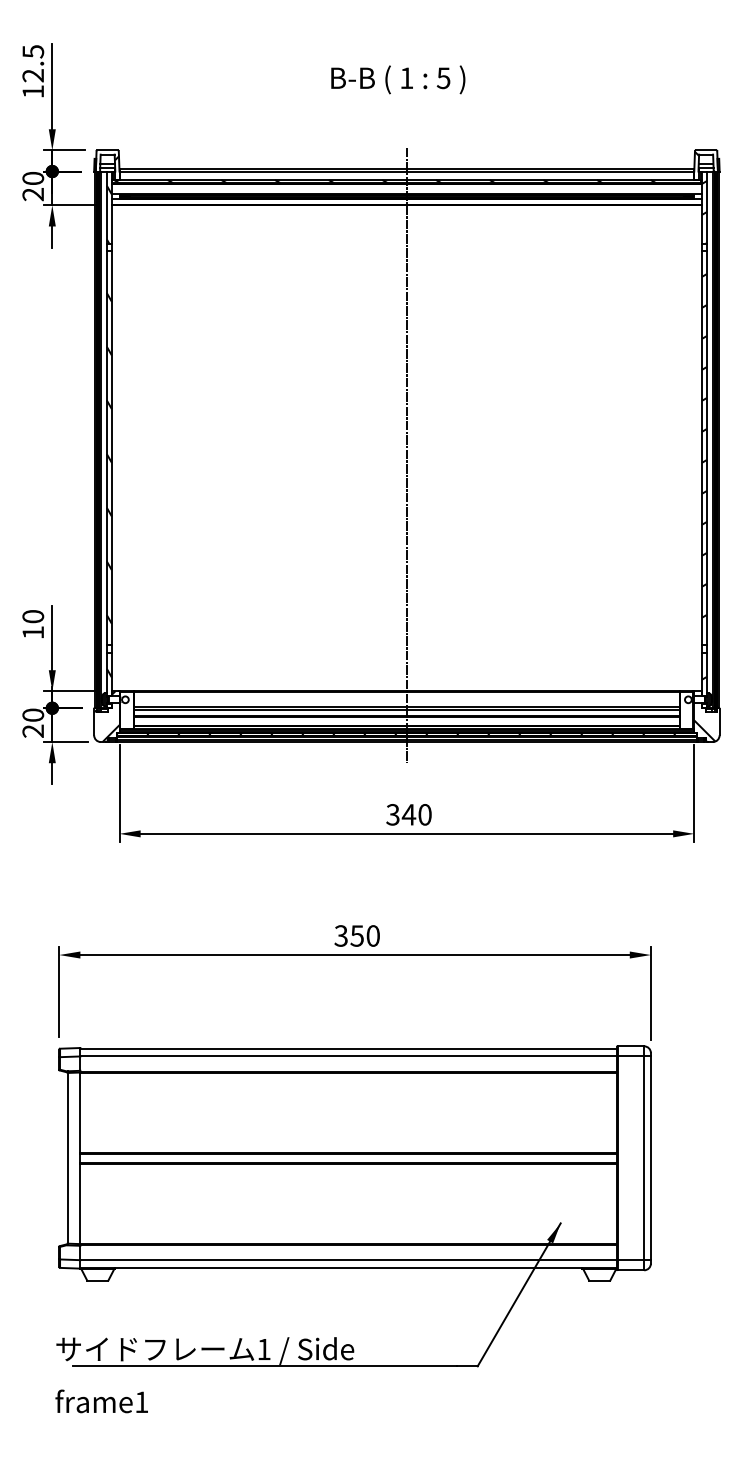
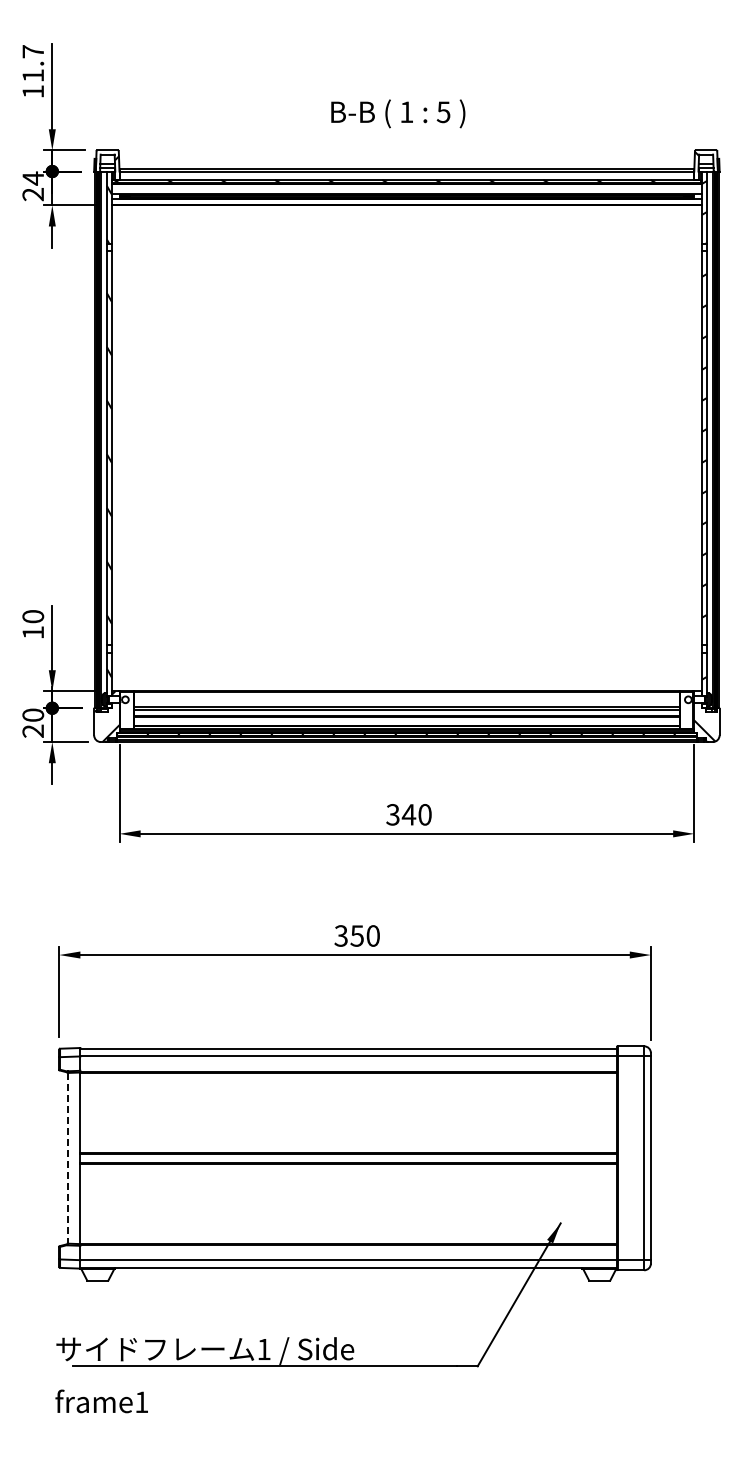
text: 12.5 -> 11.7 (33, 63)
text position: (398, 79) -> (398, 113) (398, 113)
text: 20 -> 24 (33, 178)
line: present -> none (406, 455)
line: solid -> dashed (67, 1158)
